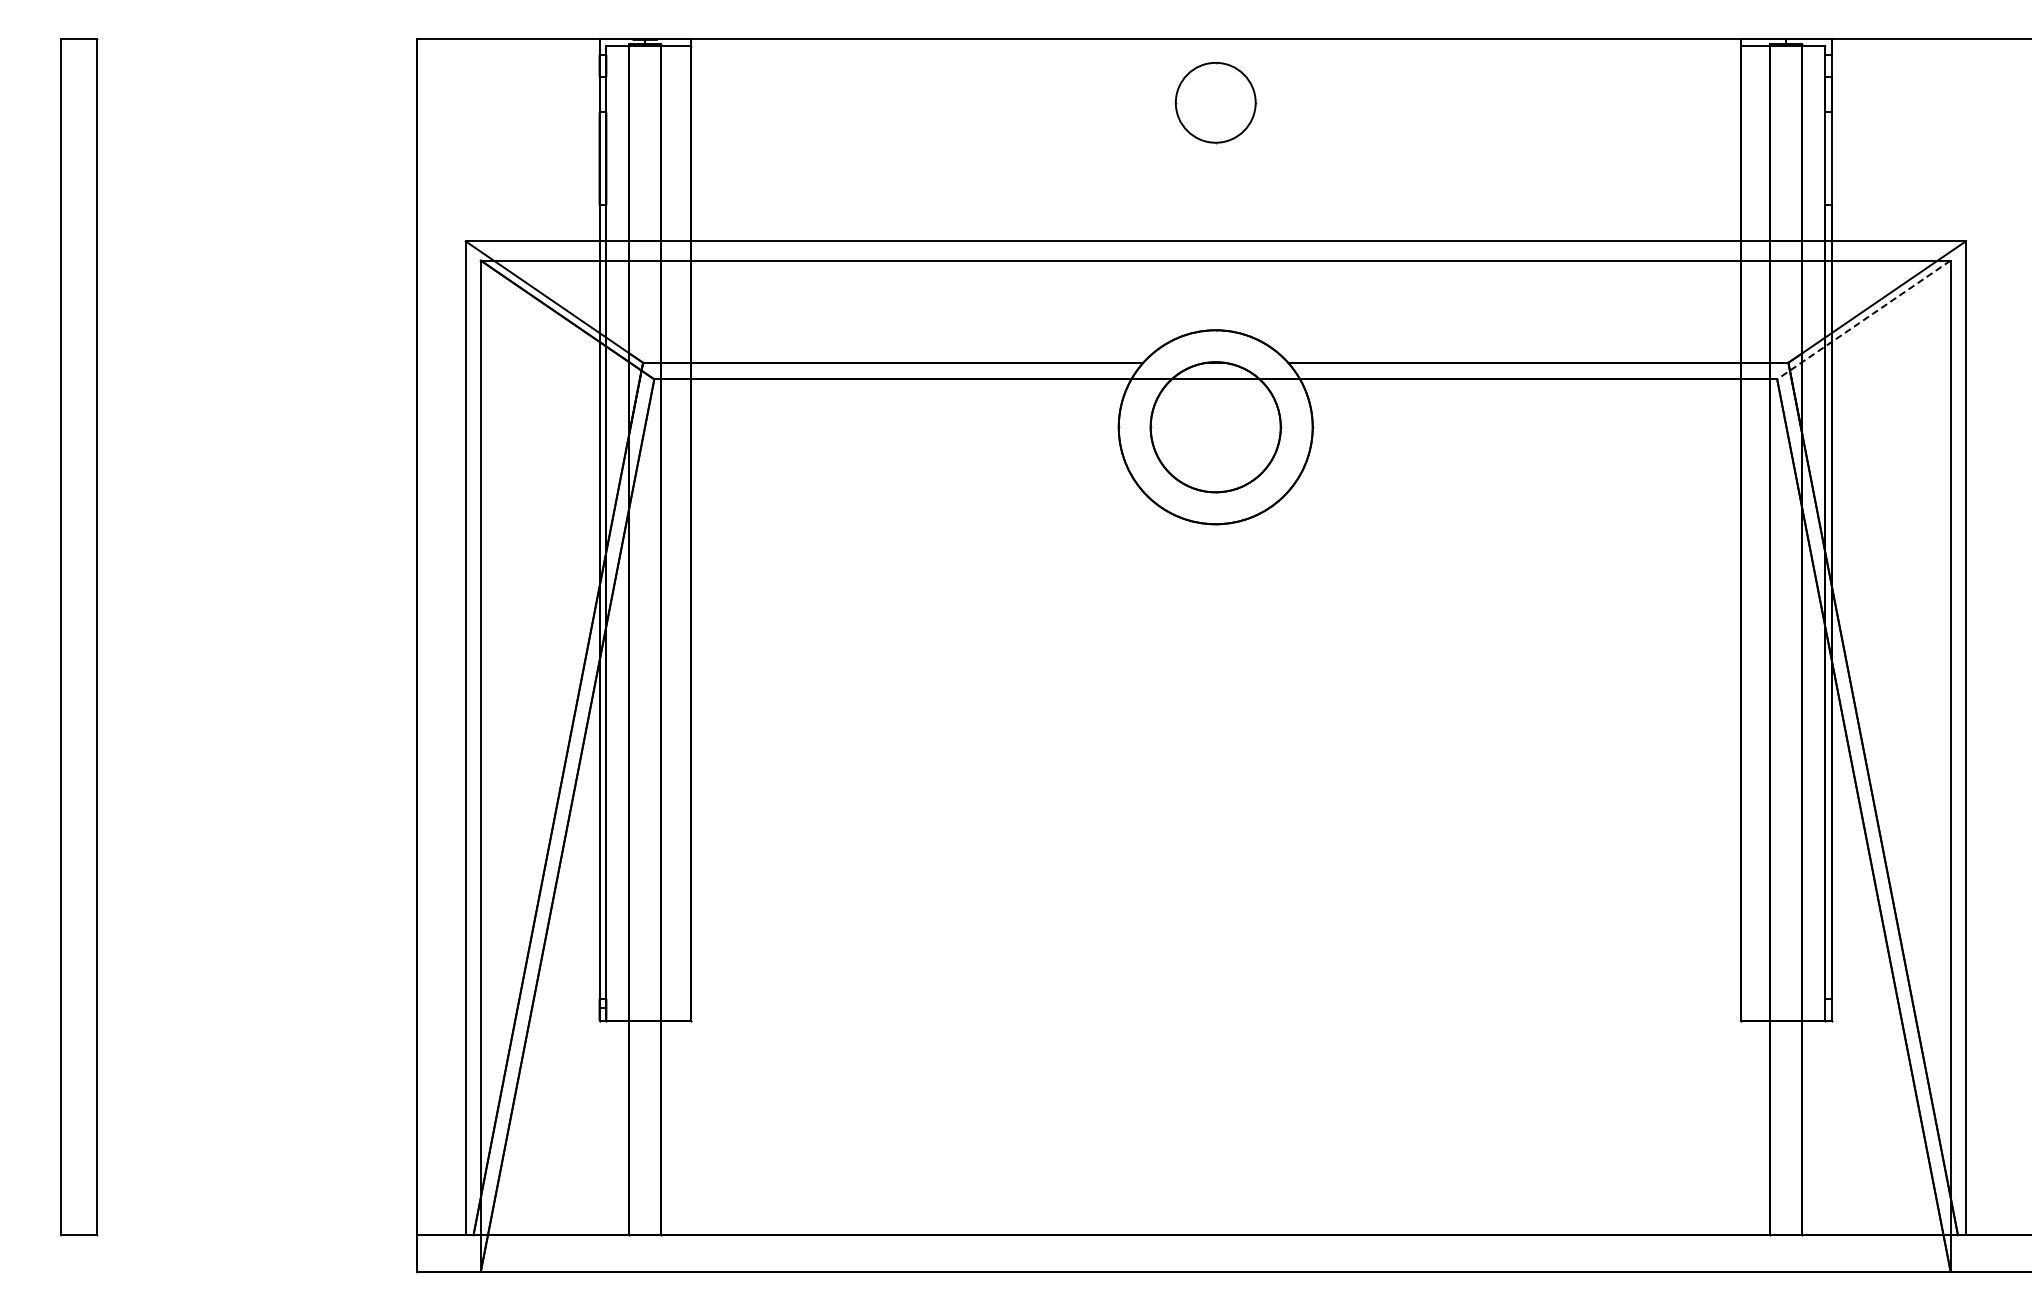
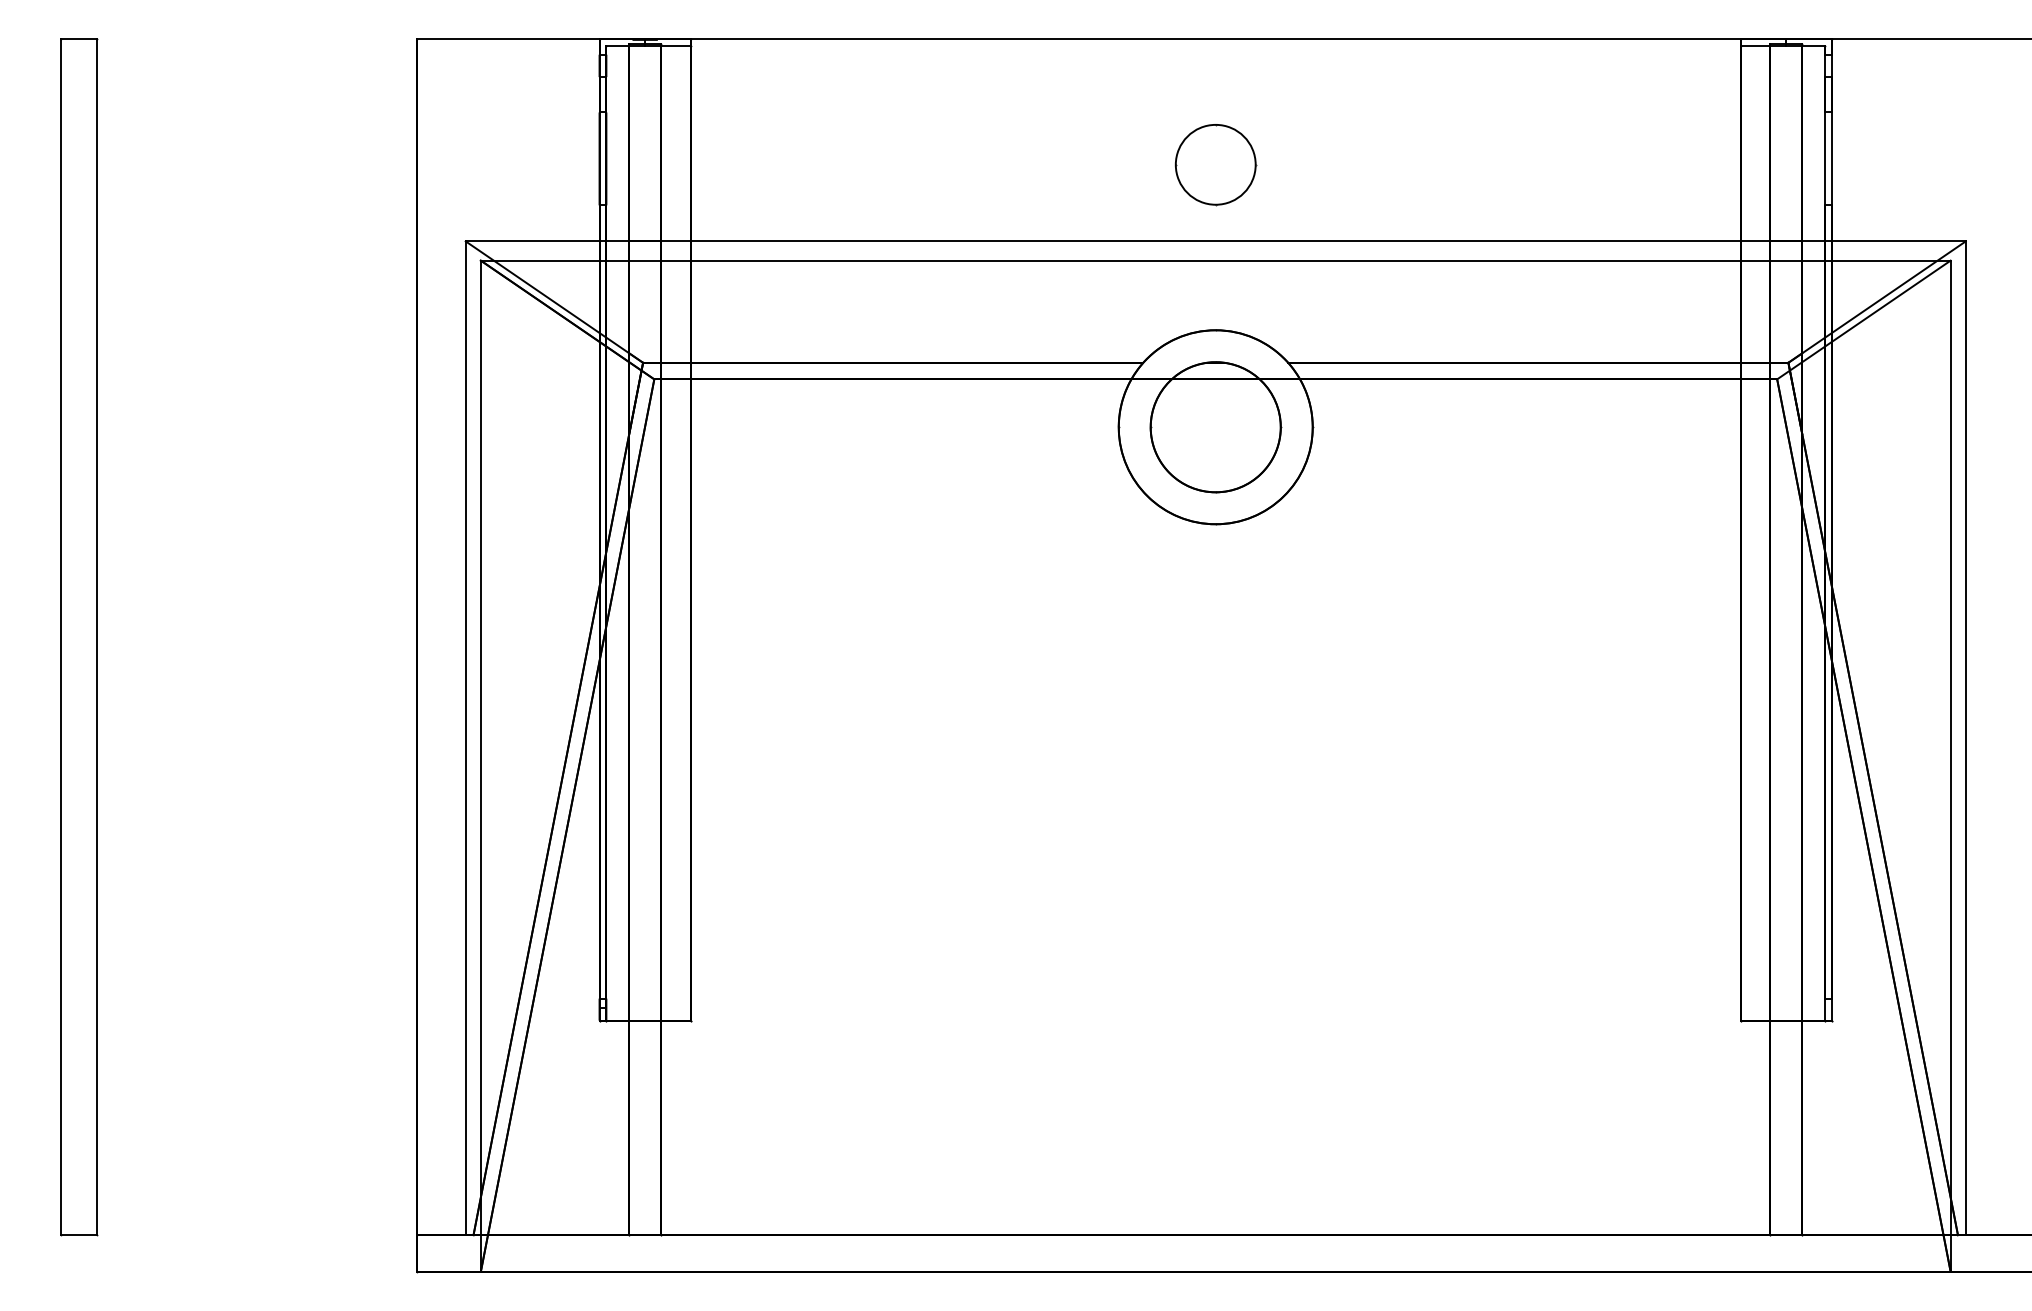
part position: (1215, 103) -> (1215, 165) (1215, 165)
line: dashed -> solid (1863, 320)
